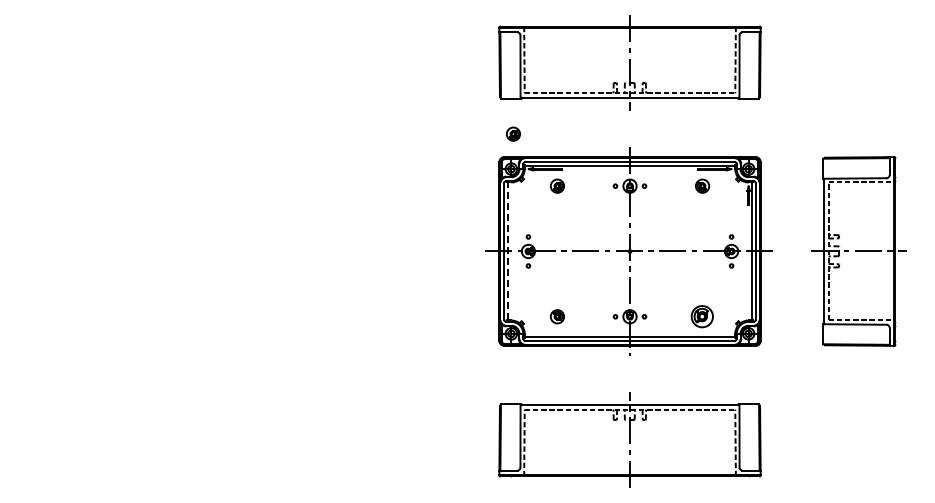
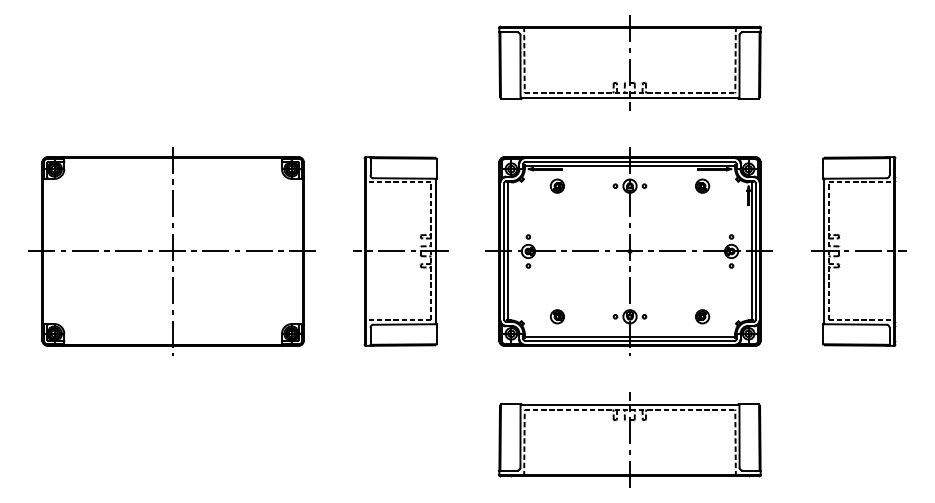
part: present -> none (512, 133)
part: none -> present (171, 251)
part: none -> present (400, 251)
line: dashed -> solid (508, 251)
part size: 24x24 px -> 16x16 px (702, 316)
